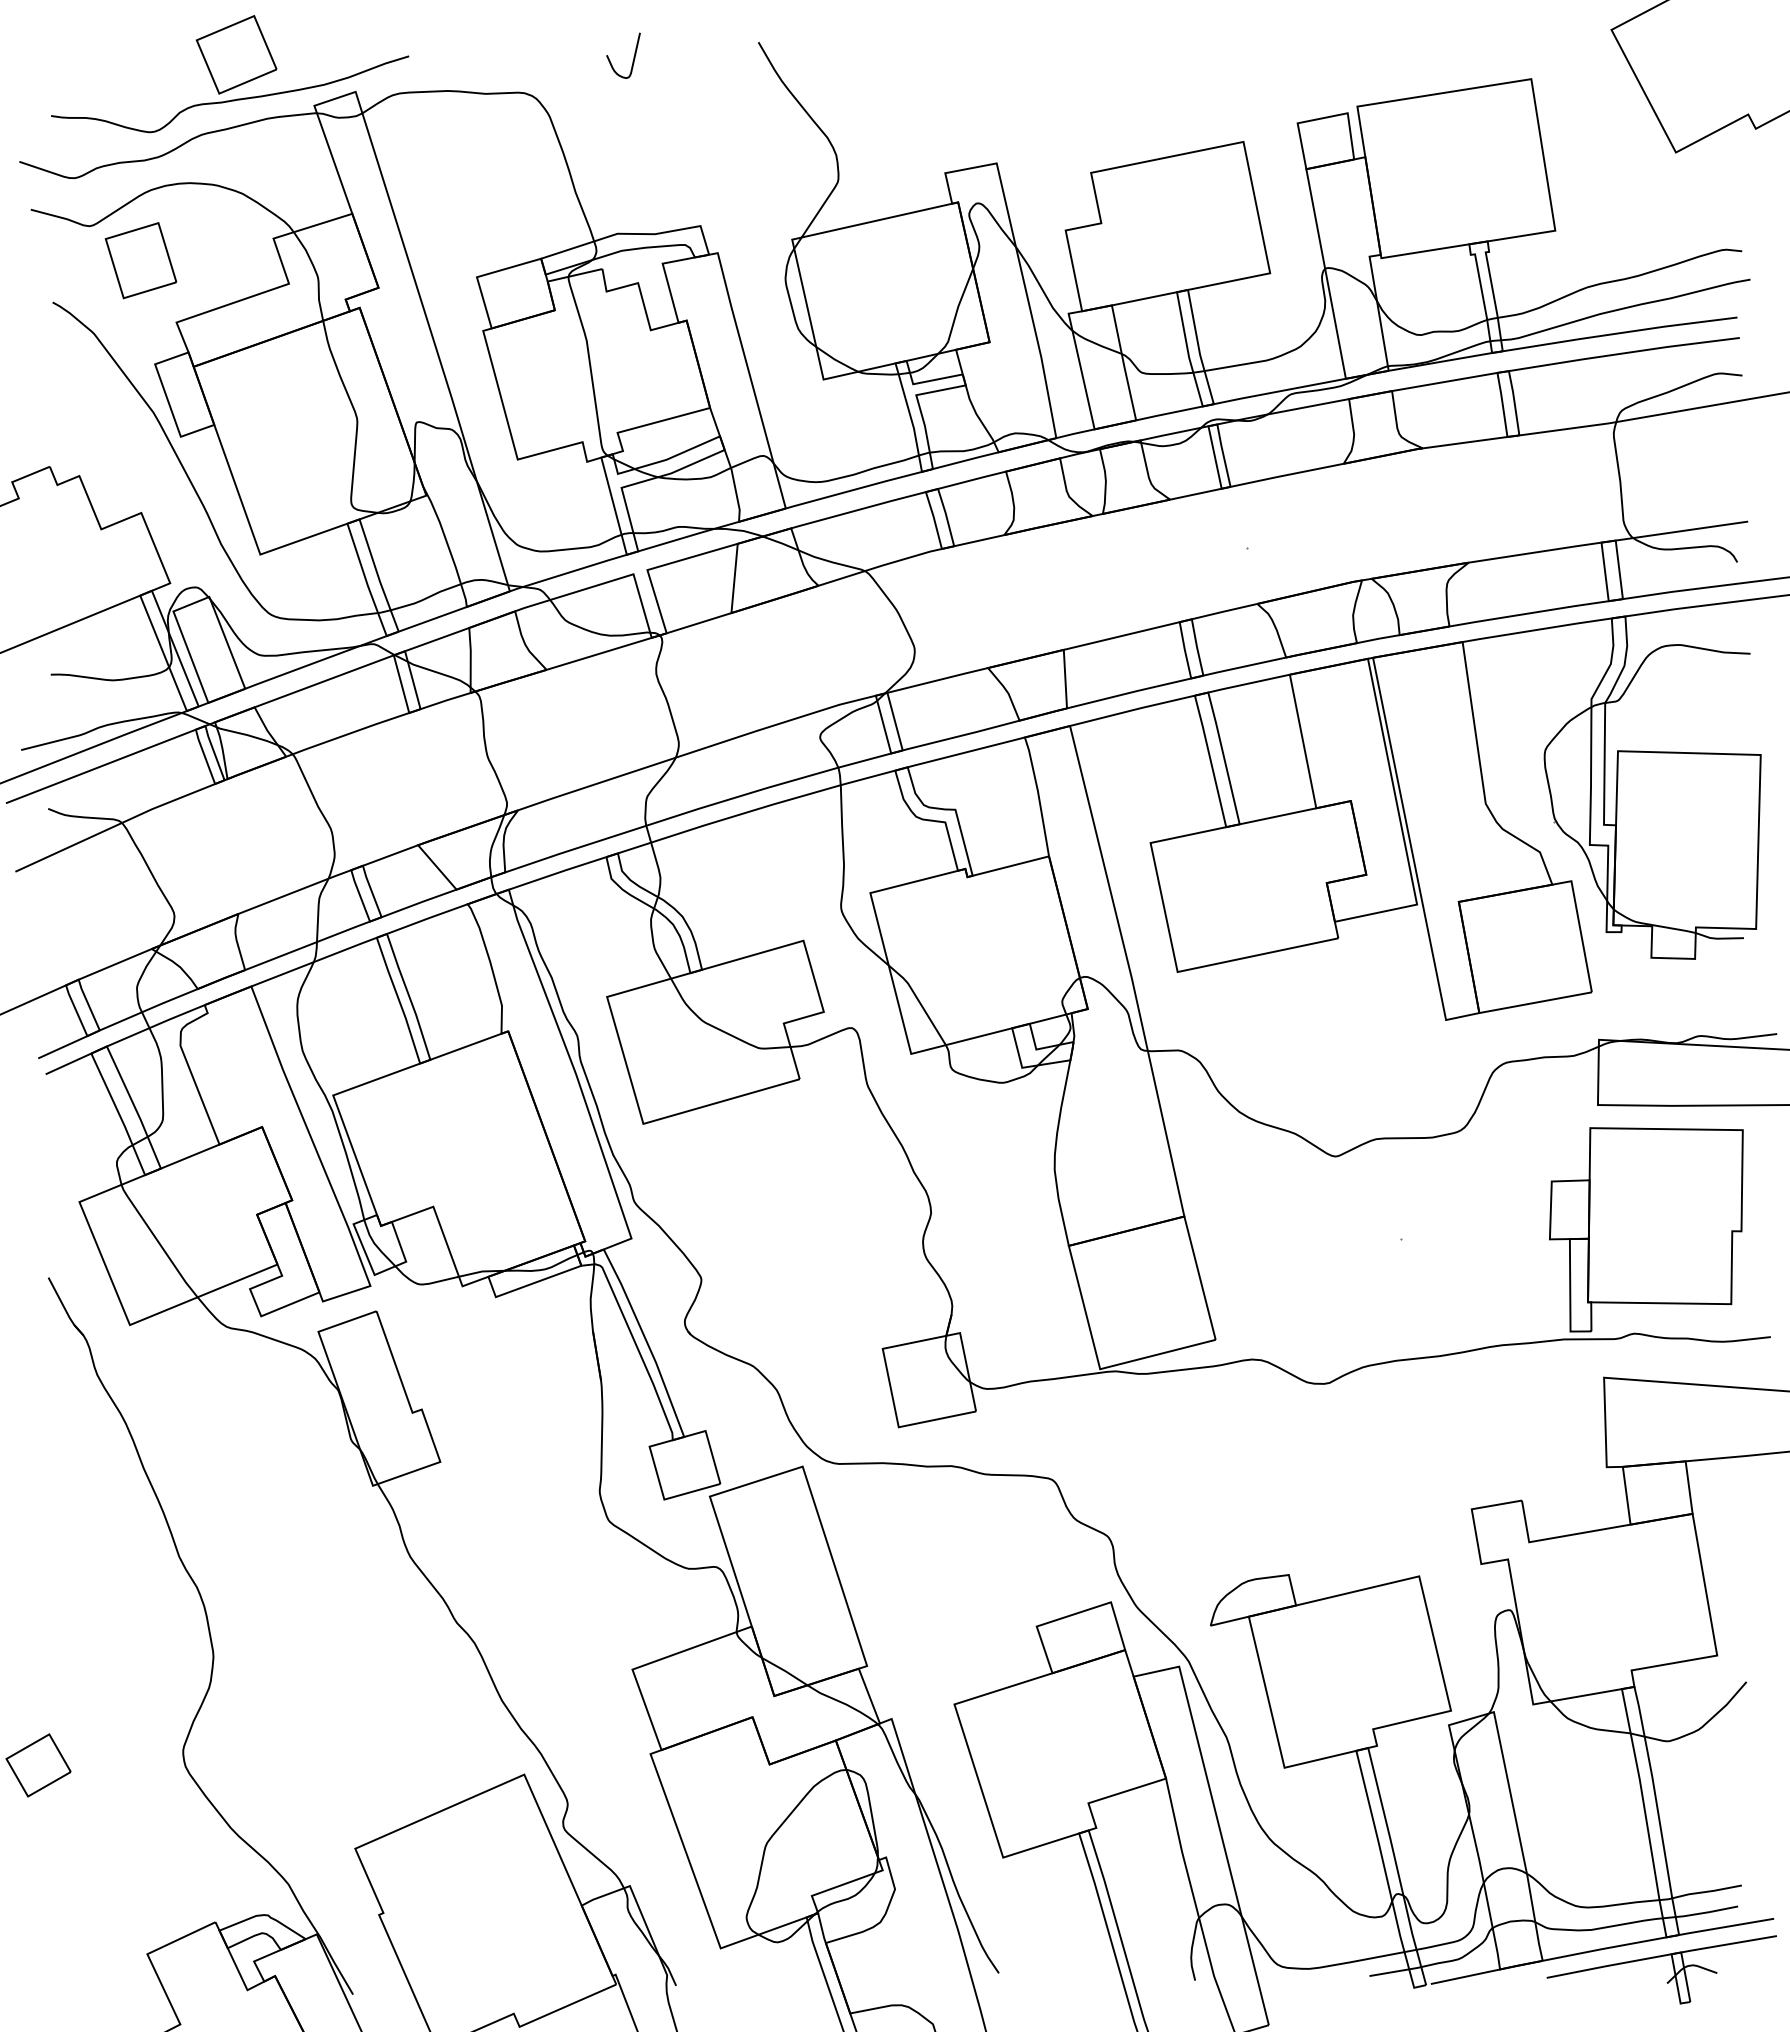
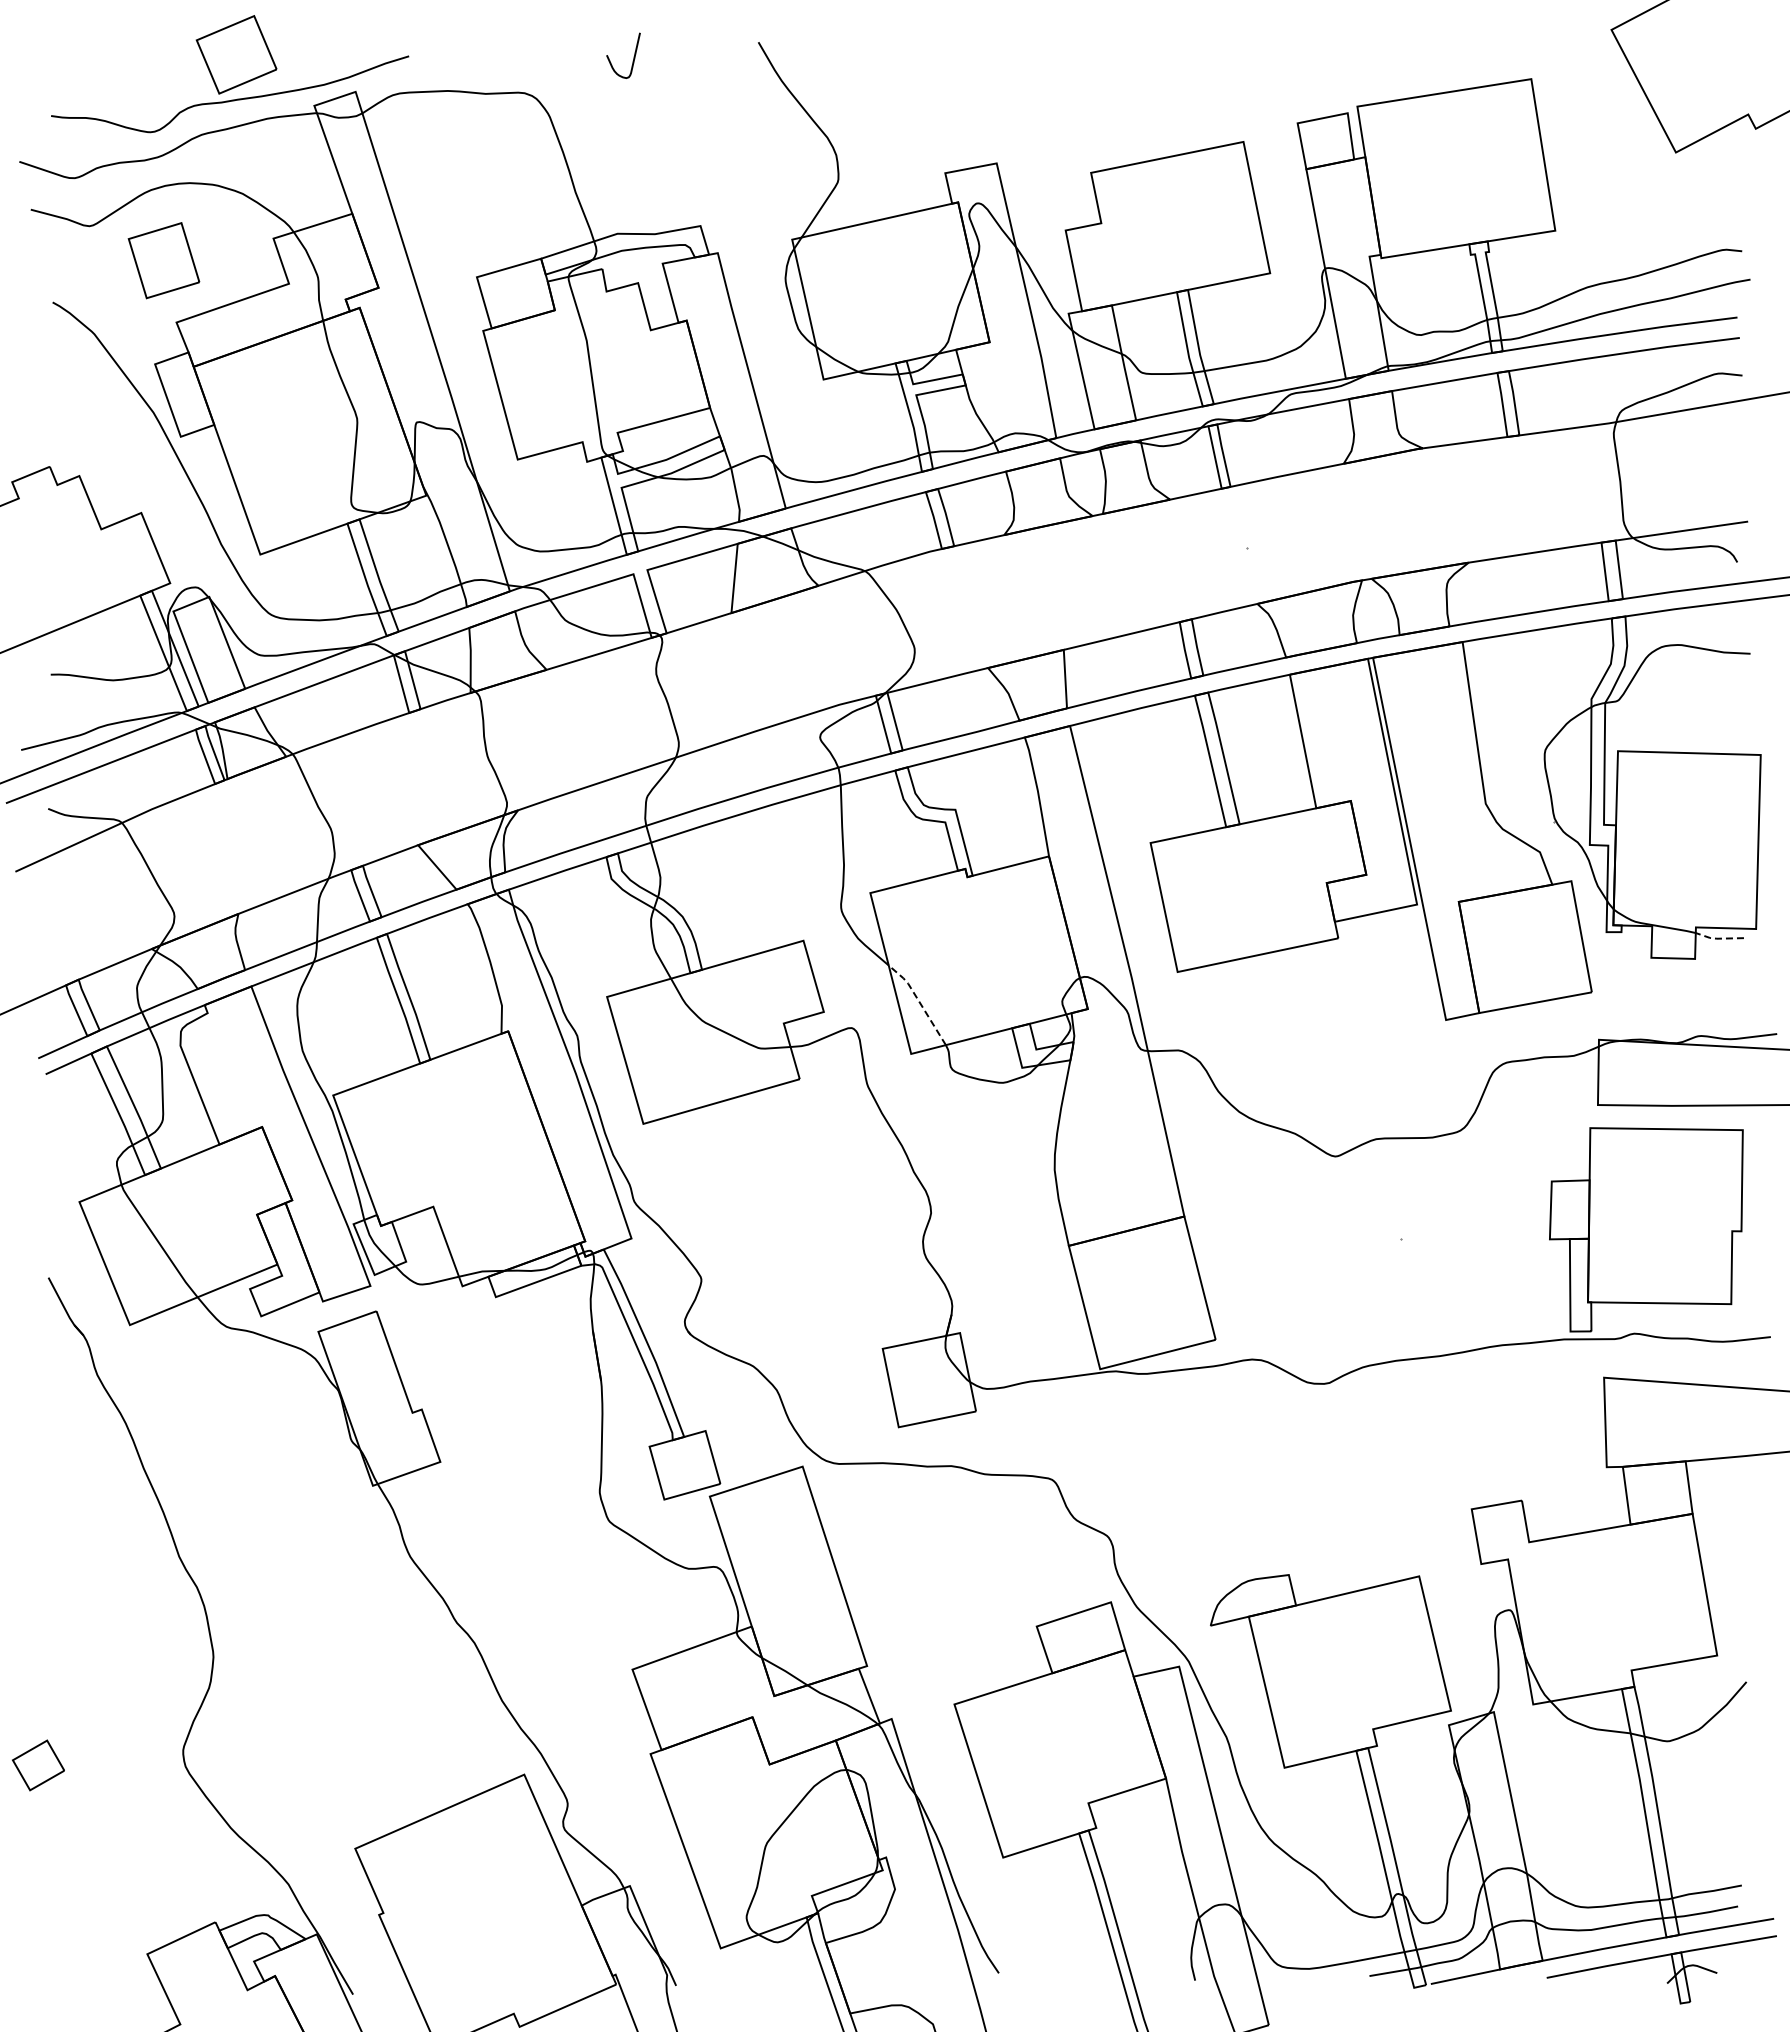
part position: (140, 260) -> (163, 260) (163, 260)
line: solid -> dashed (1717, 938)
line: solid -> dashed (918, 1001)
part size: 67x65 px -> 53x53 px (38, 1765)
